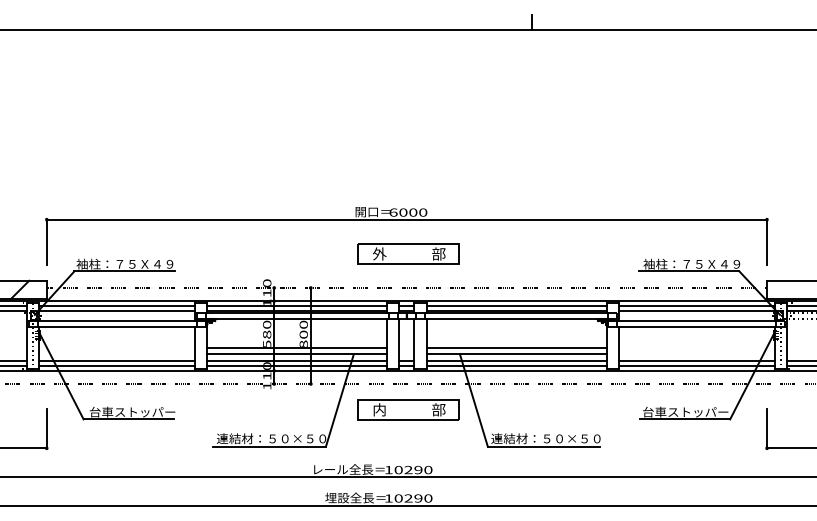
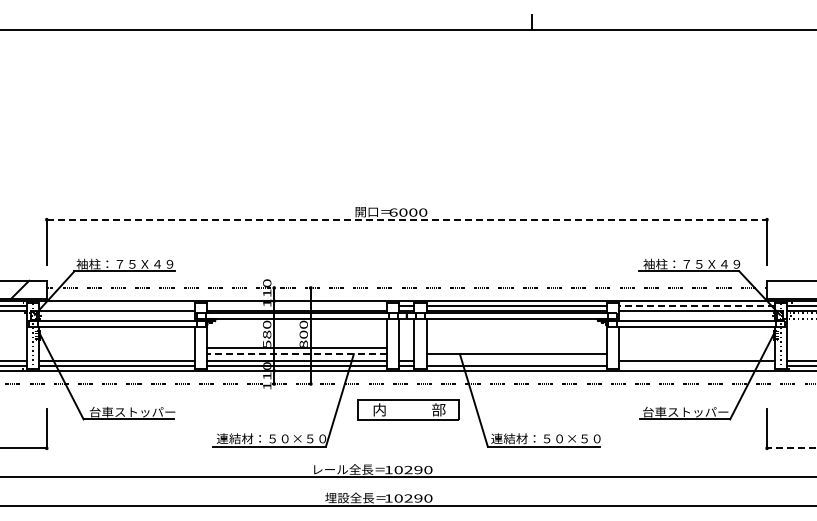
line: solid -> dashed (407, 219)
part: present -> none (408, 253)
line: present -> none (117, 305)
line: present -> none (297, 305)
line: solid -> dashed (696, 305)
line: present -> none (516, 348)
line: solid -> dashed (297, 354)
line: present -> none (516, 360)
line: present -> none (696, 365)
line: solid -> dashed (791, 448)
